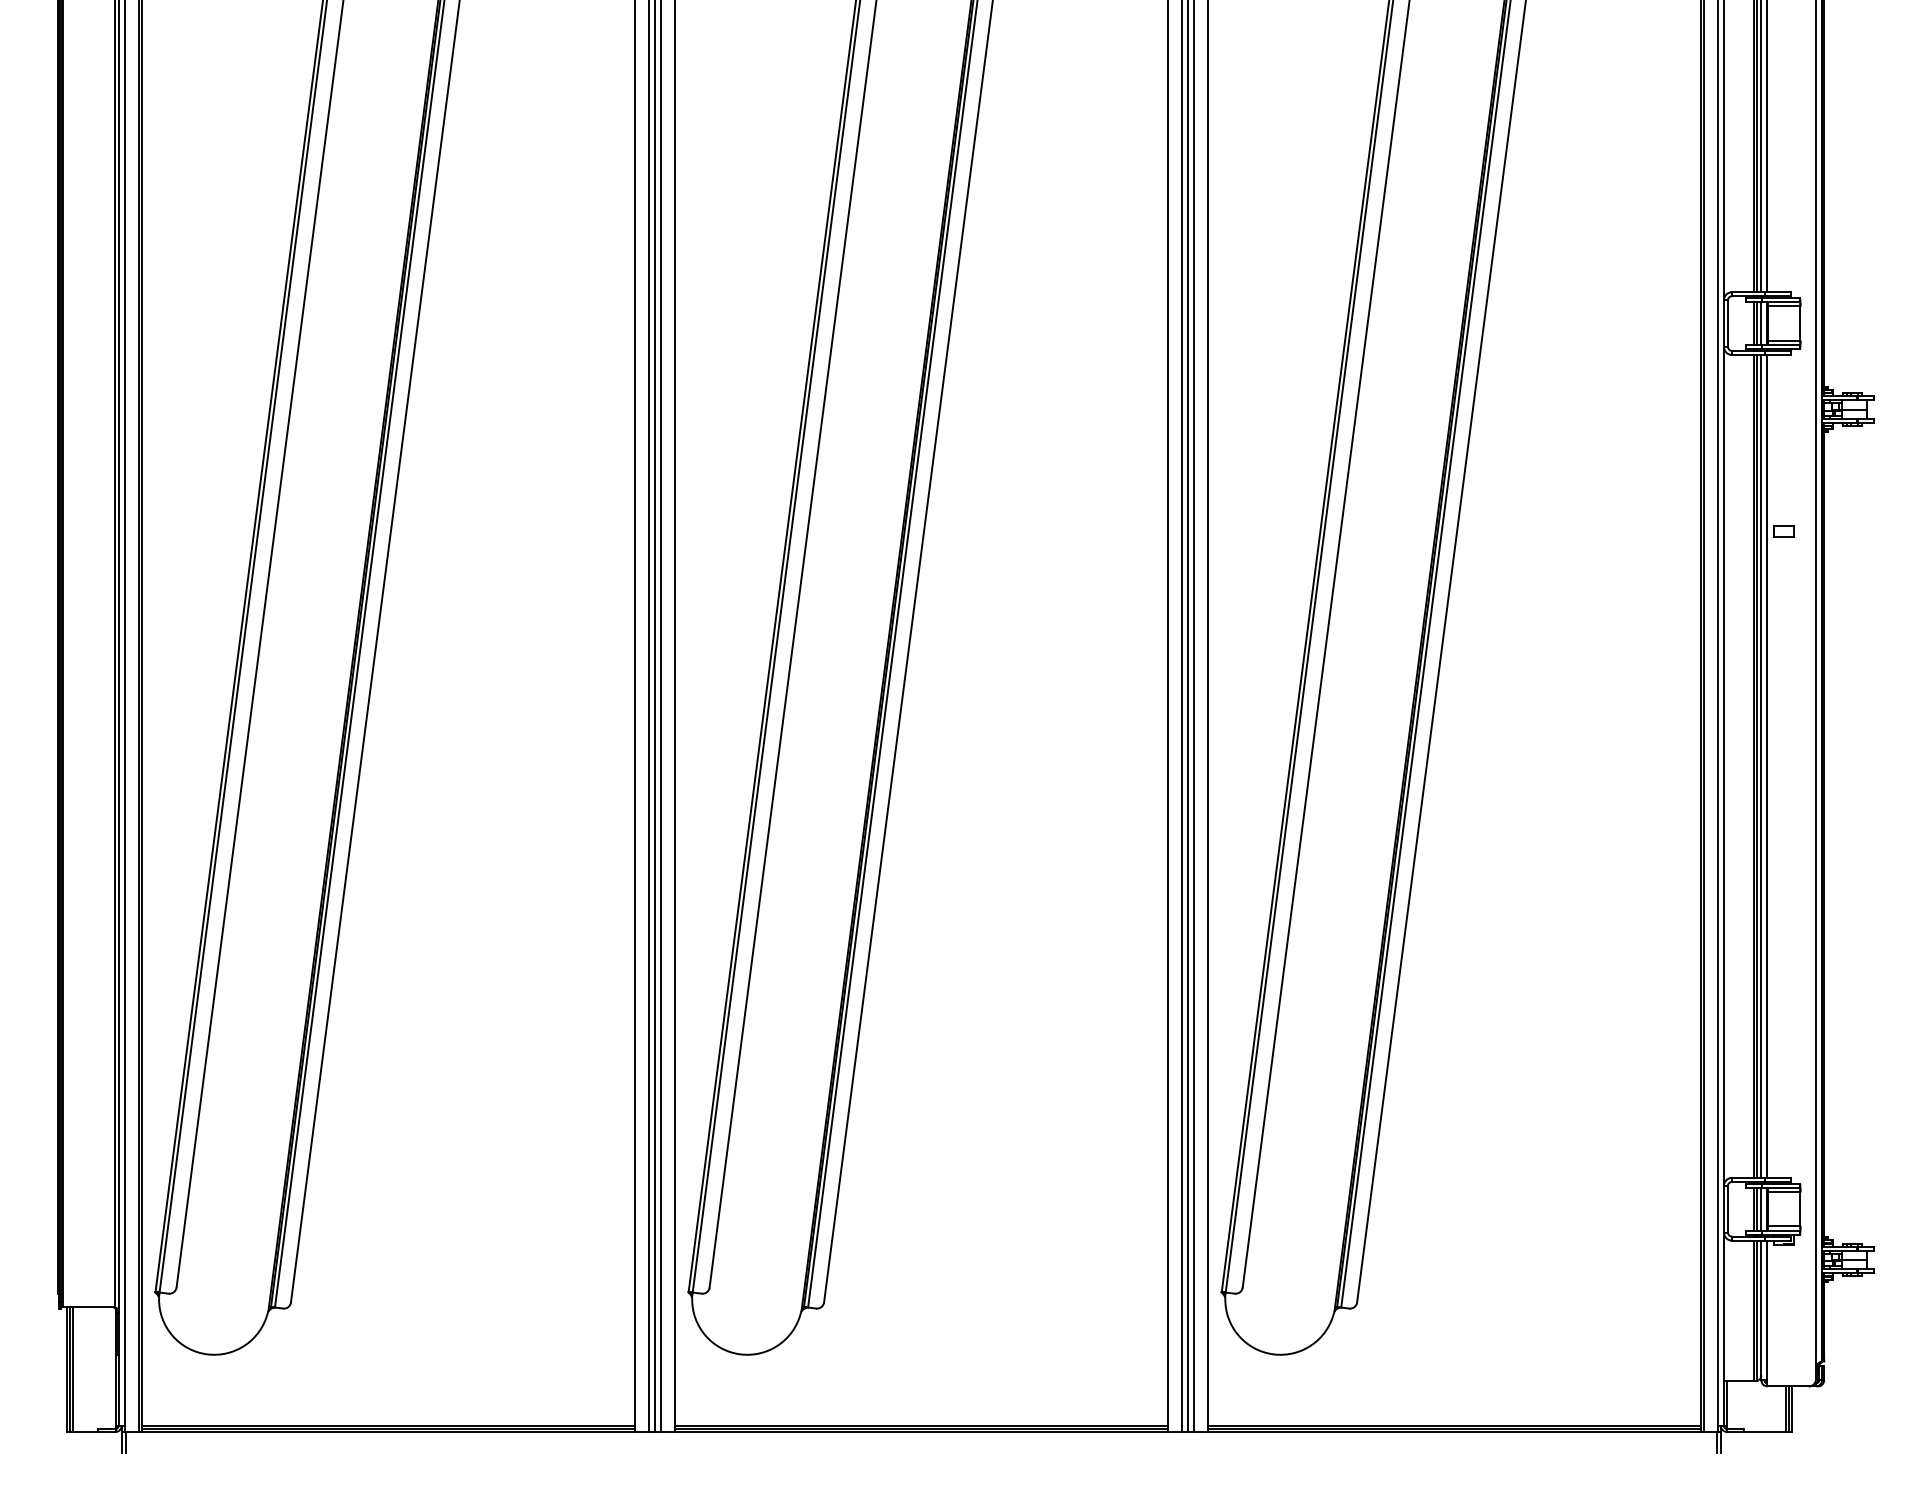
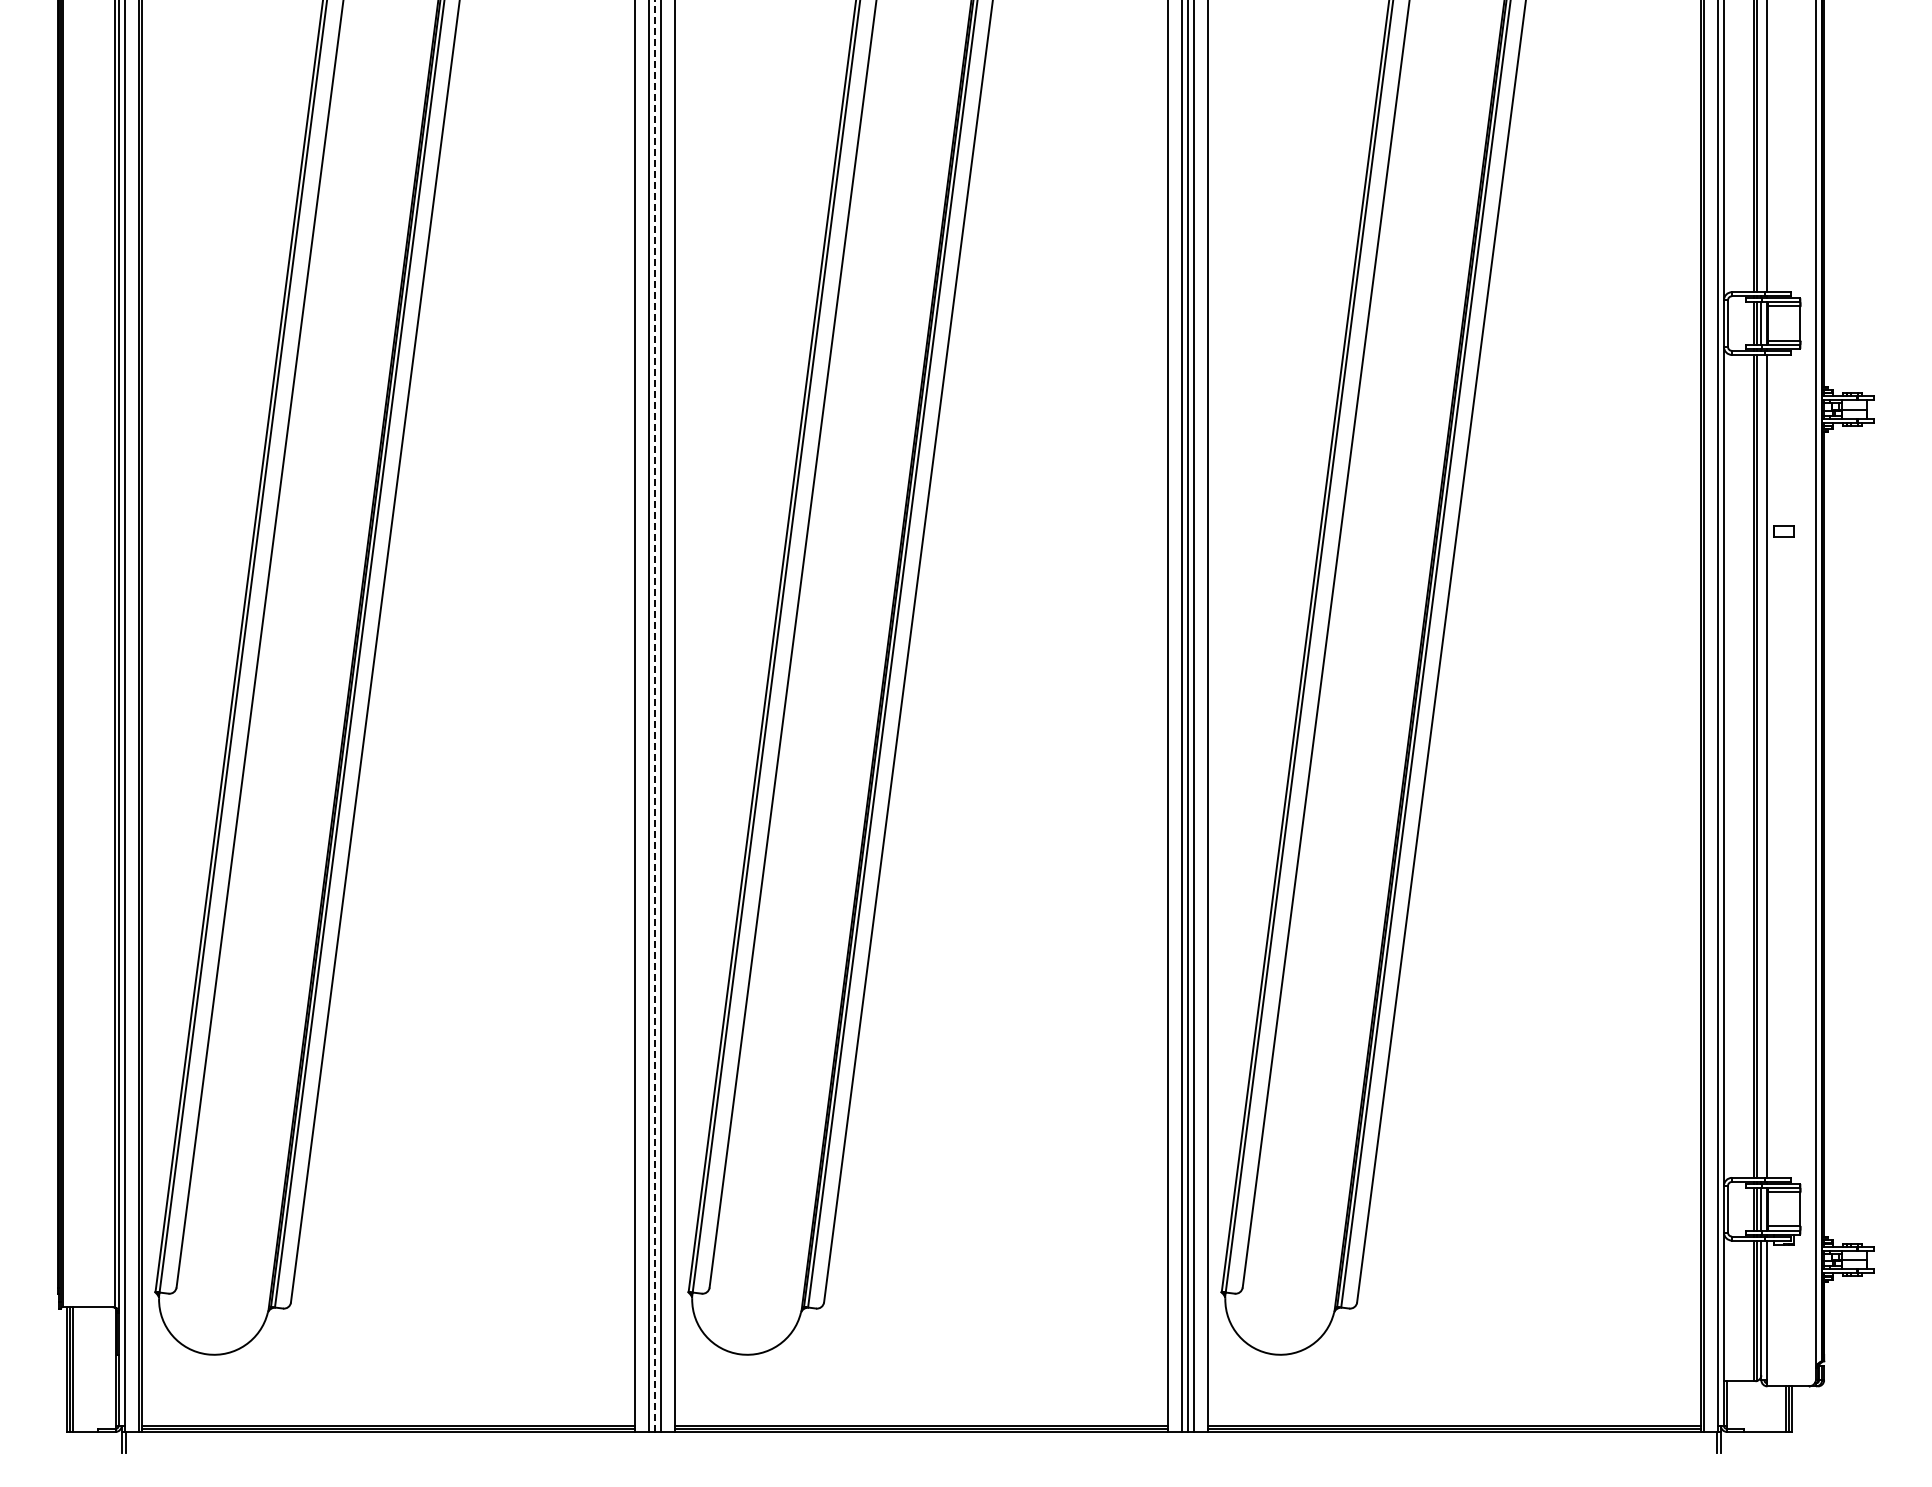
line: present -> none (1761, 147)
line: solid -> dashed (654, 715)
line: present -> none (1761, 765)
